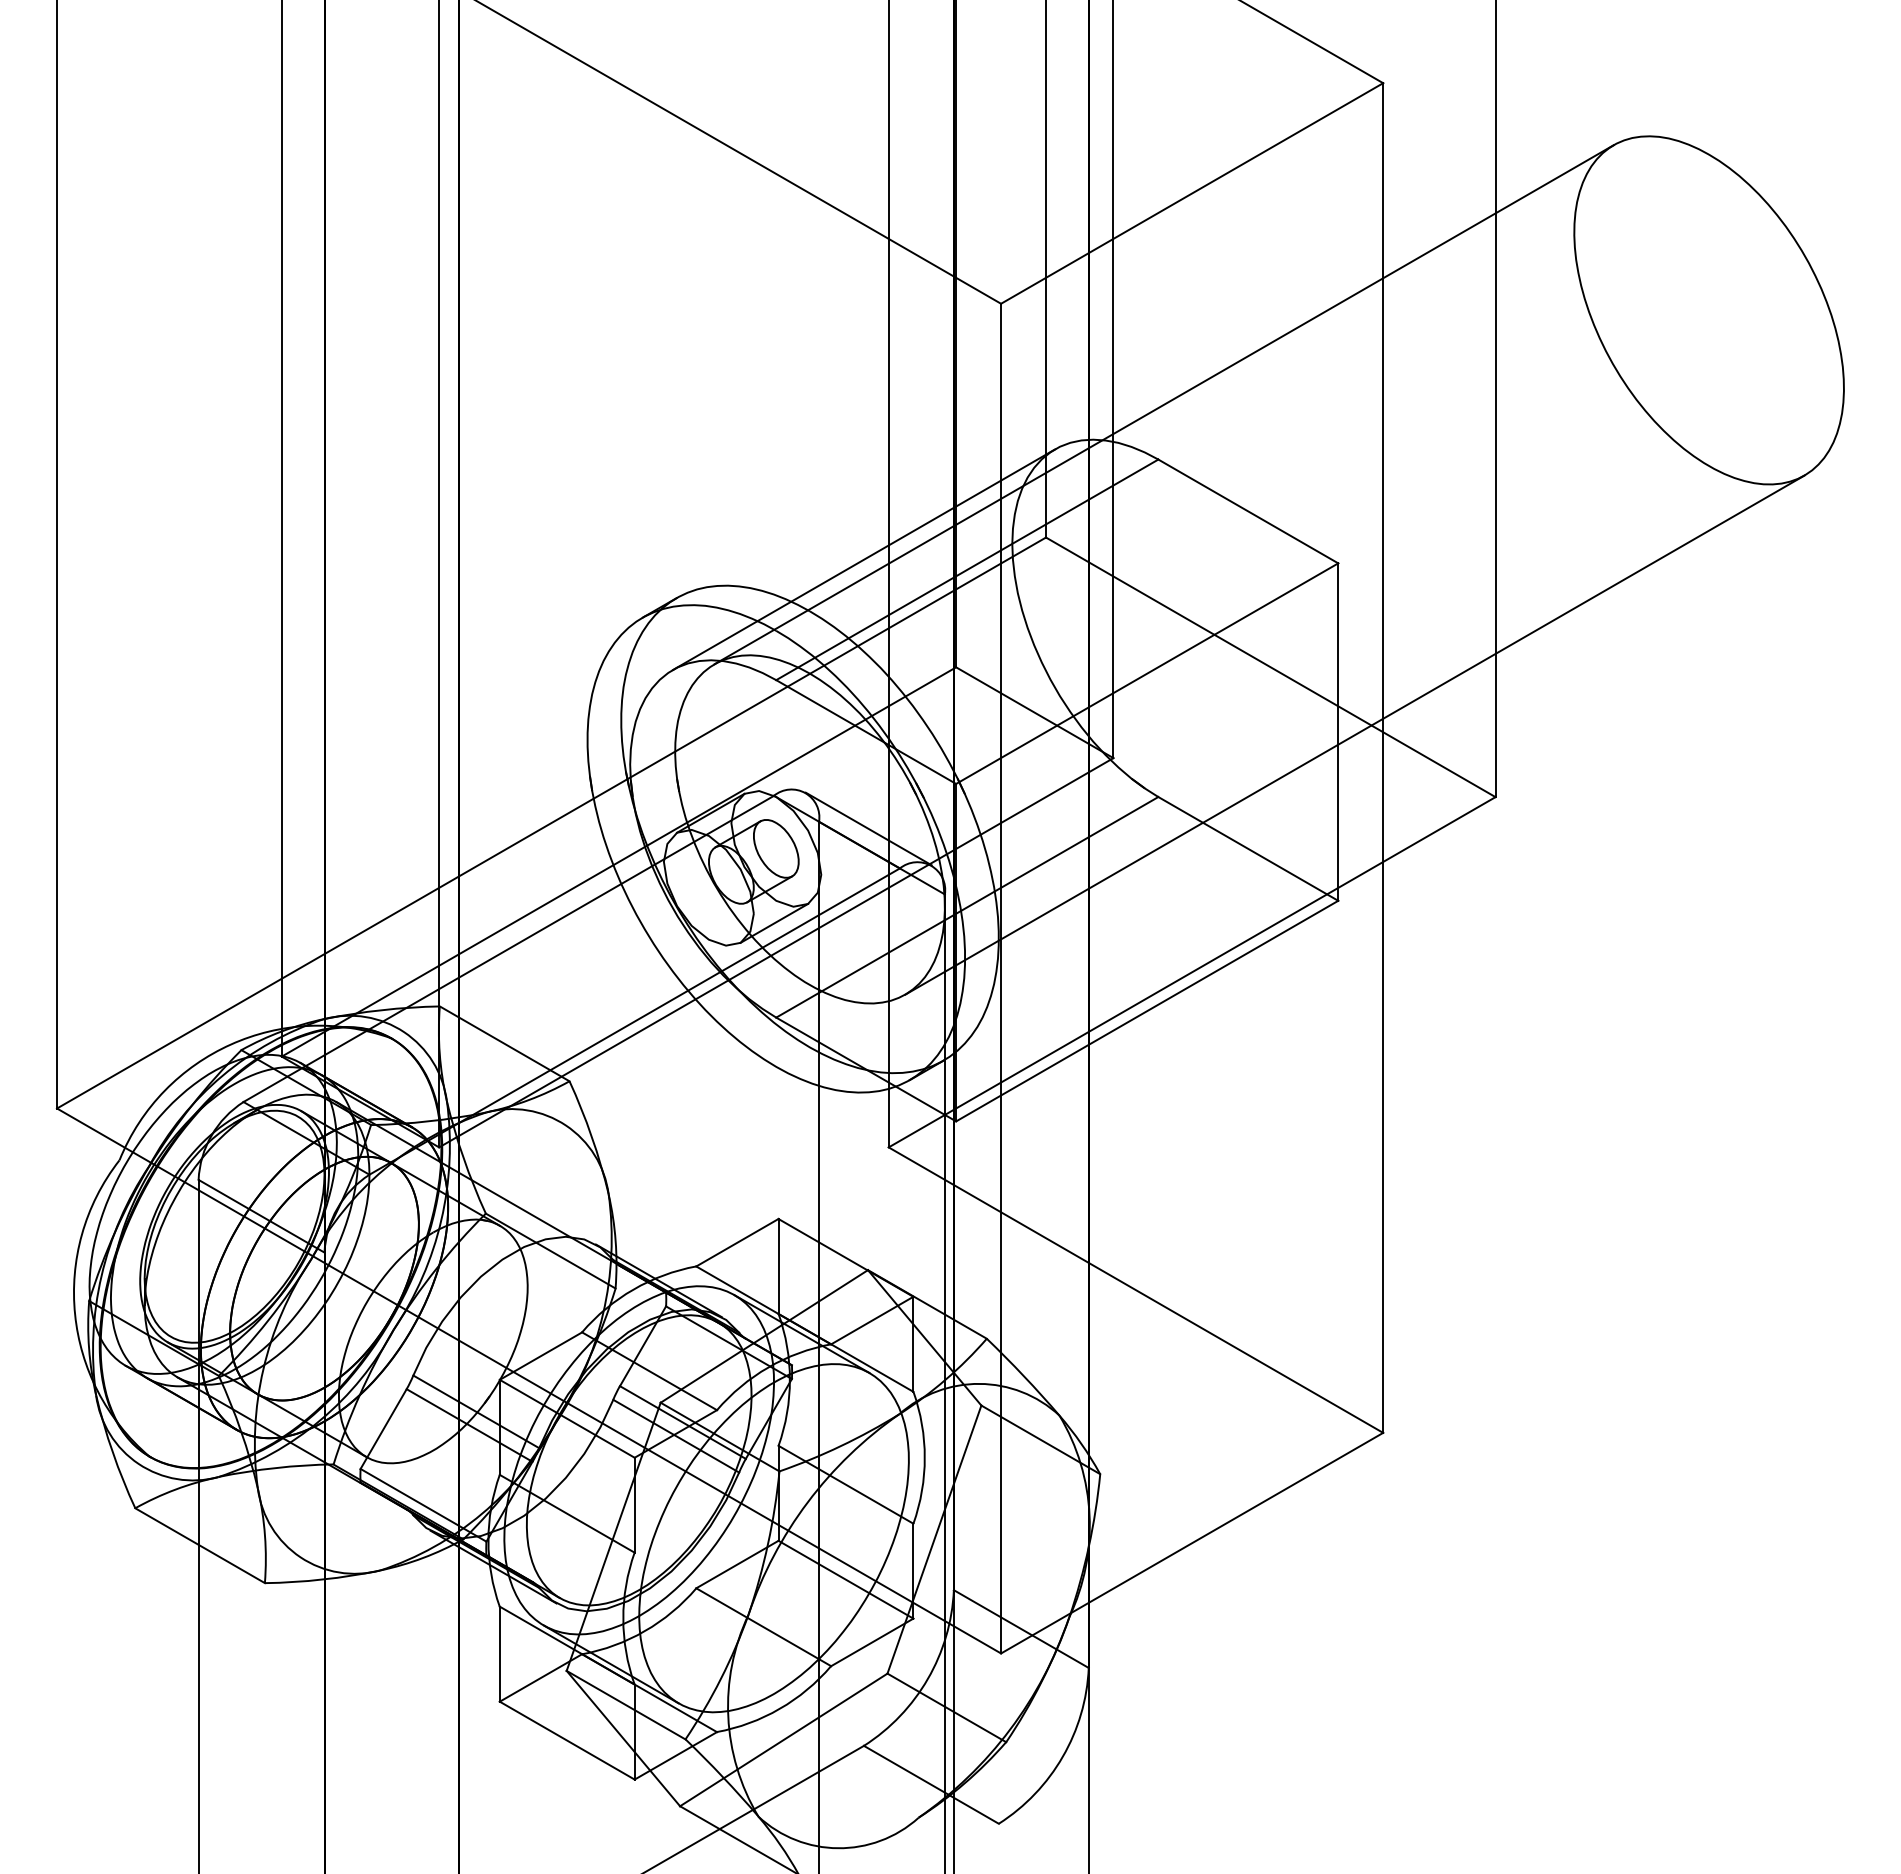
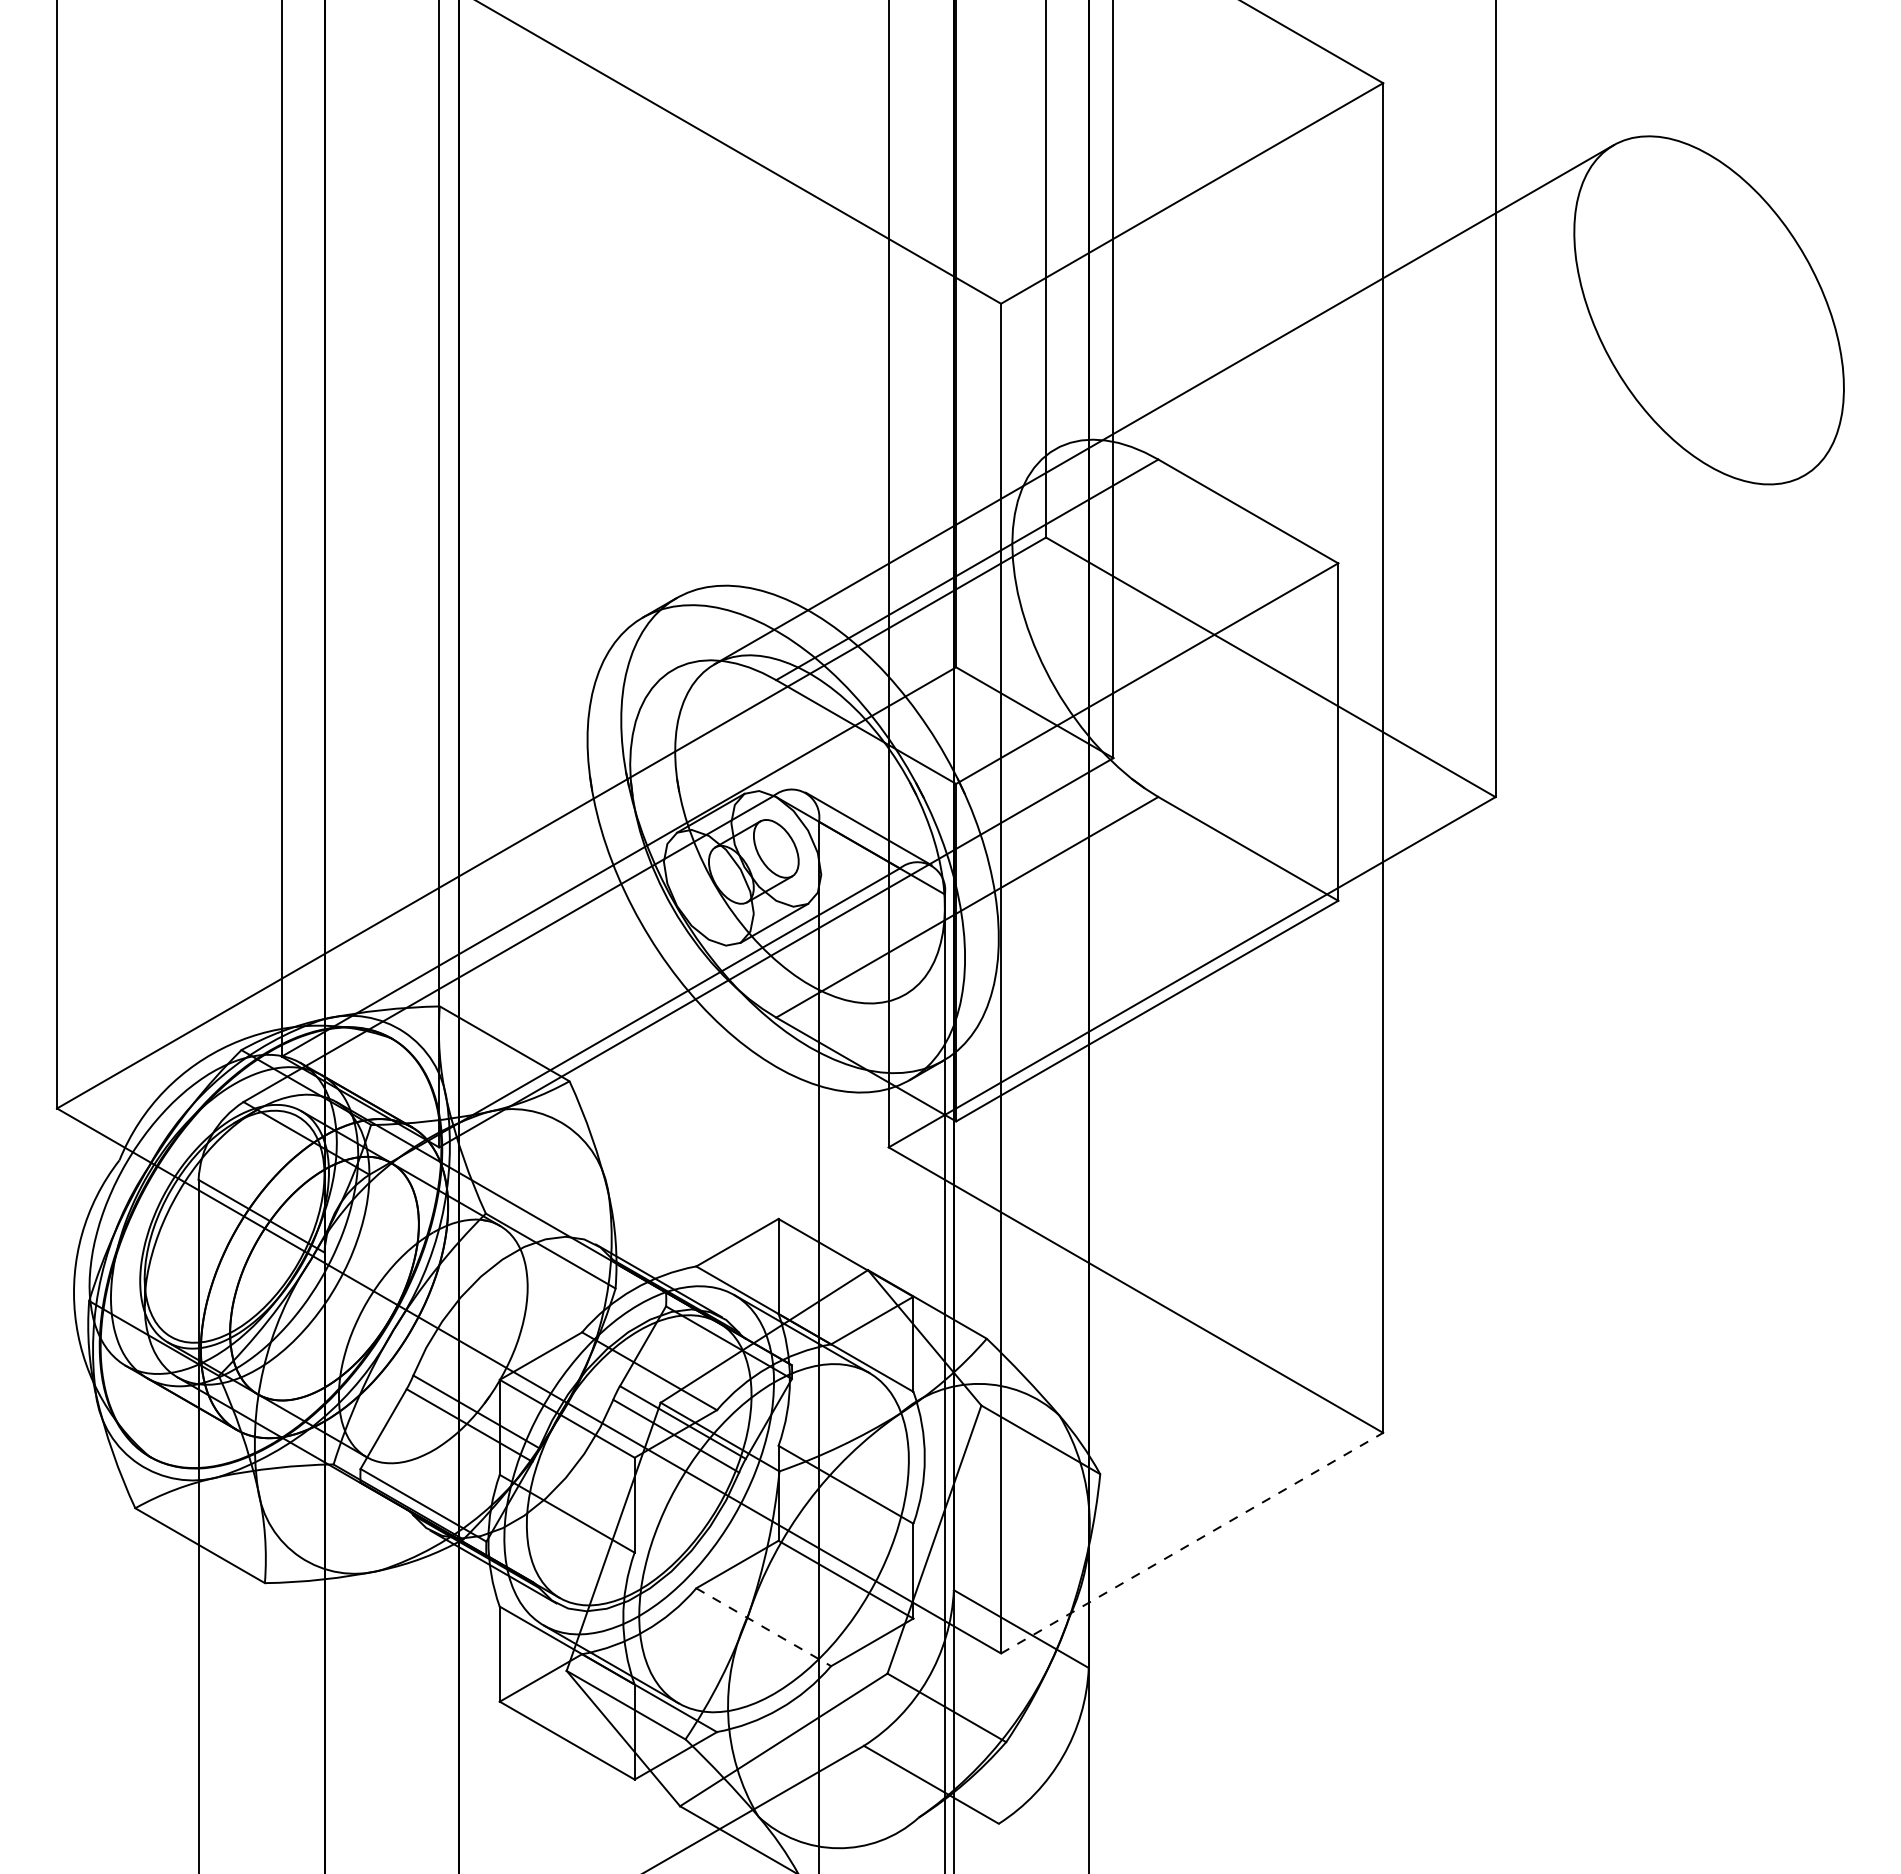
line: present -> none (864, 559)
line: present -> none (1354, 734)
line: solid -> dashed (1192, 1543)
line: solid -> dashed (763, 1627)
